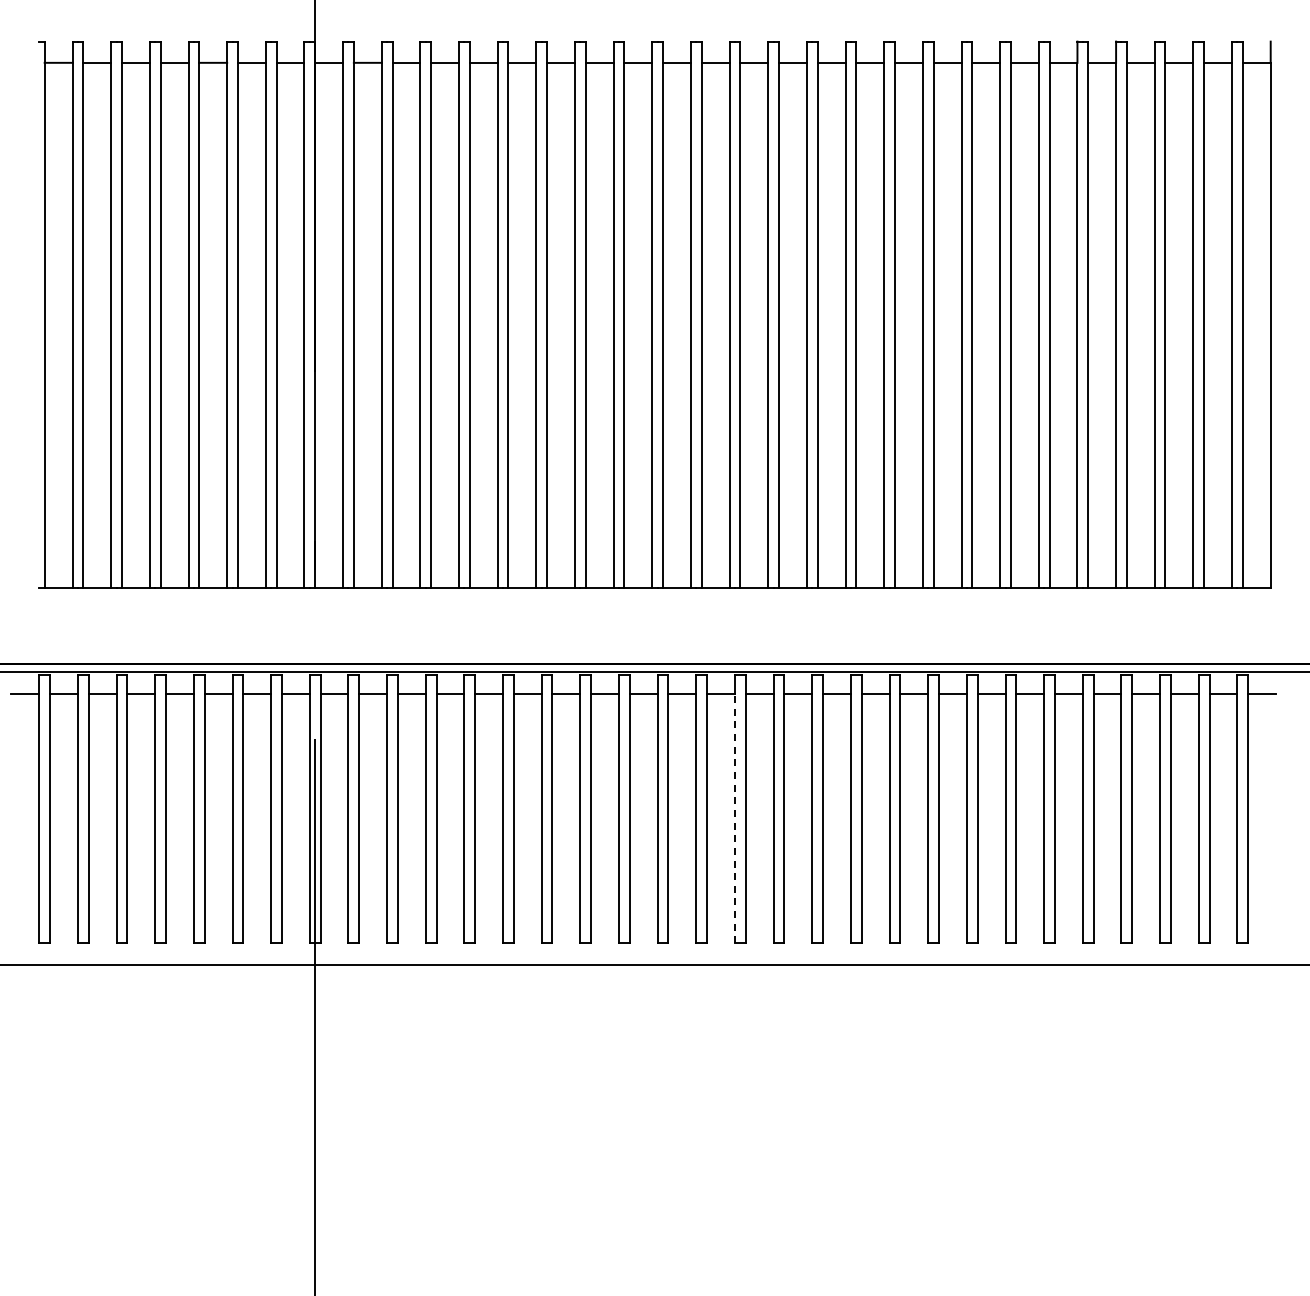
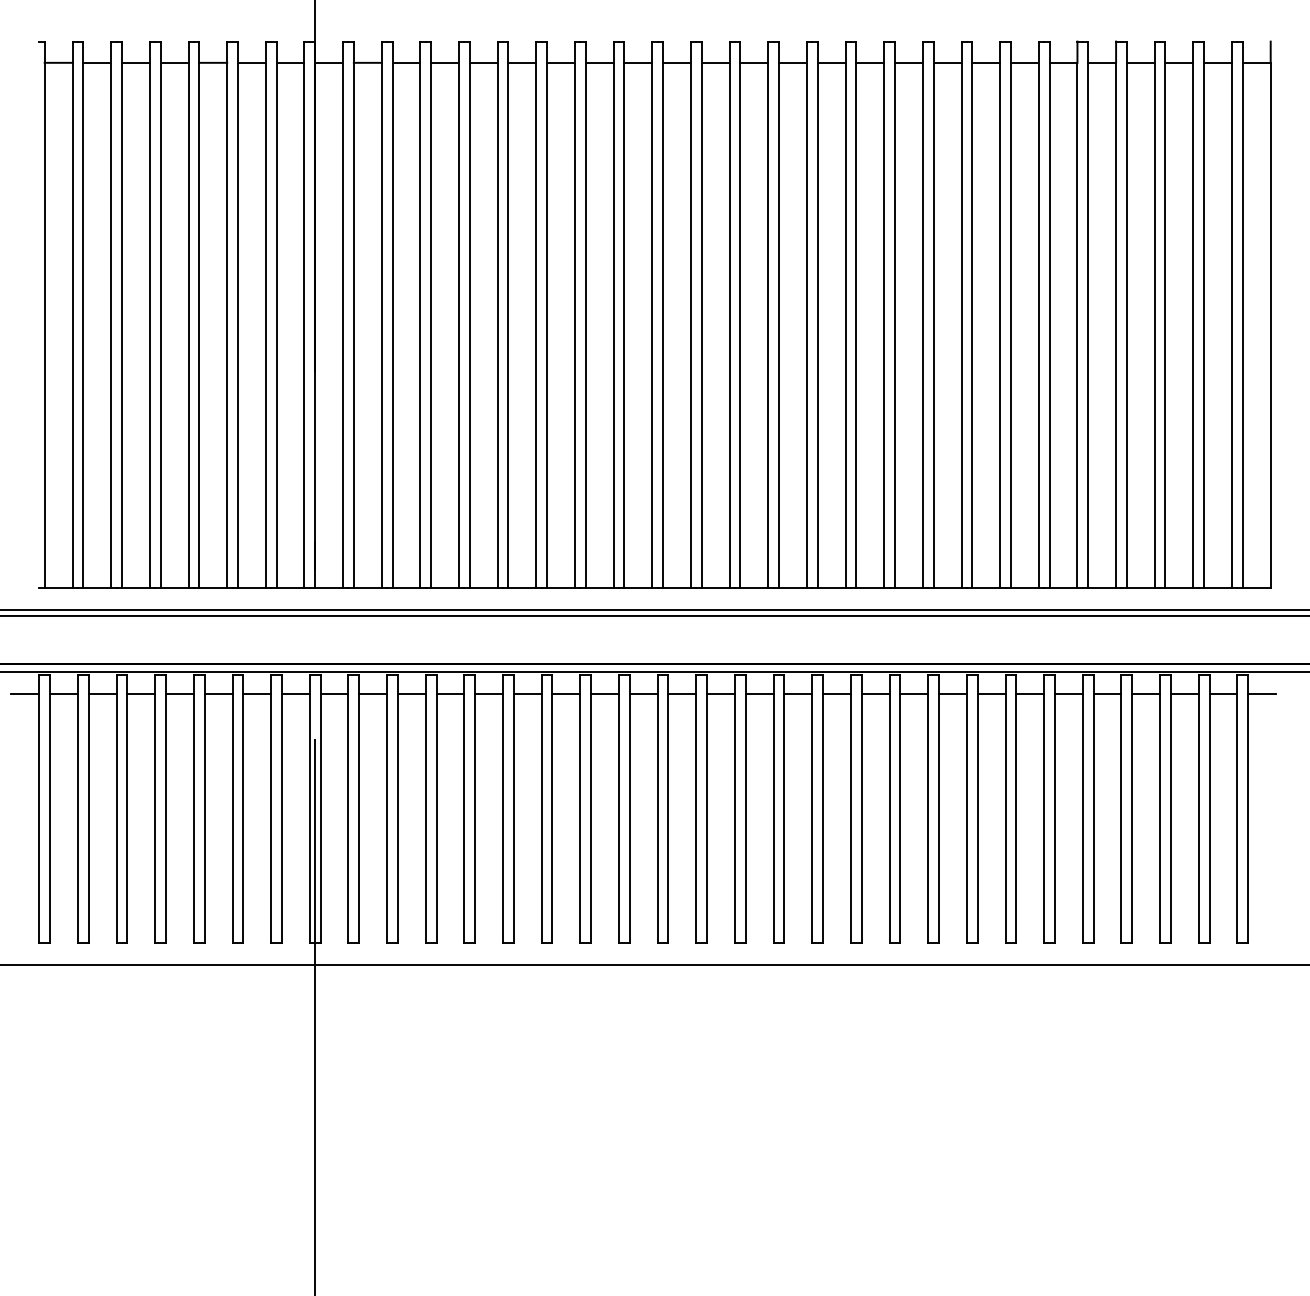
line: none -> present (654, 609)
line: none -> present (654, 615)
line: dashed -> solid (734, 818)
